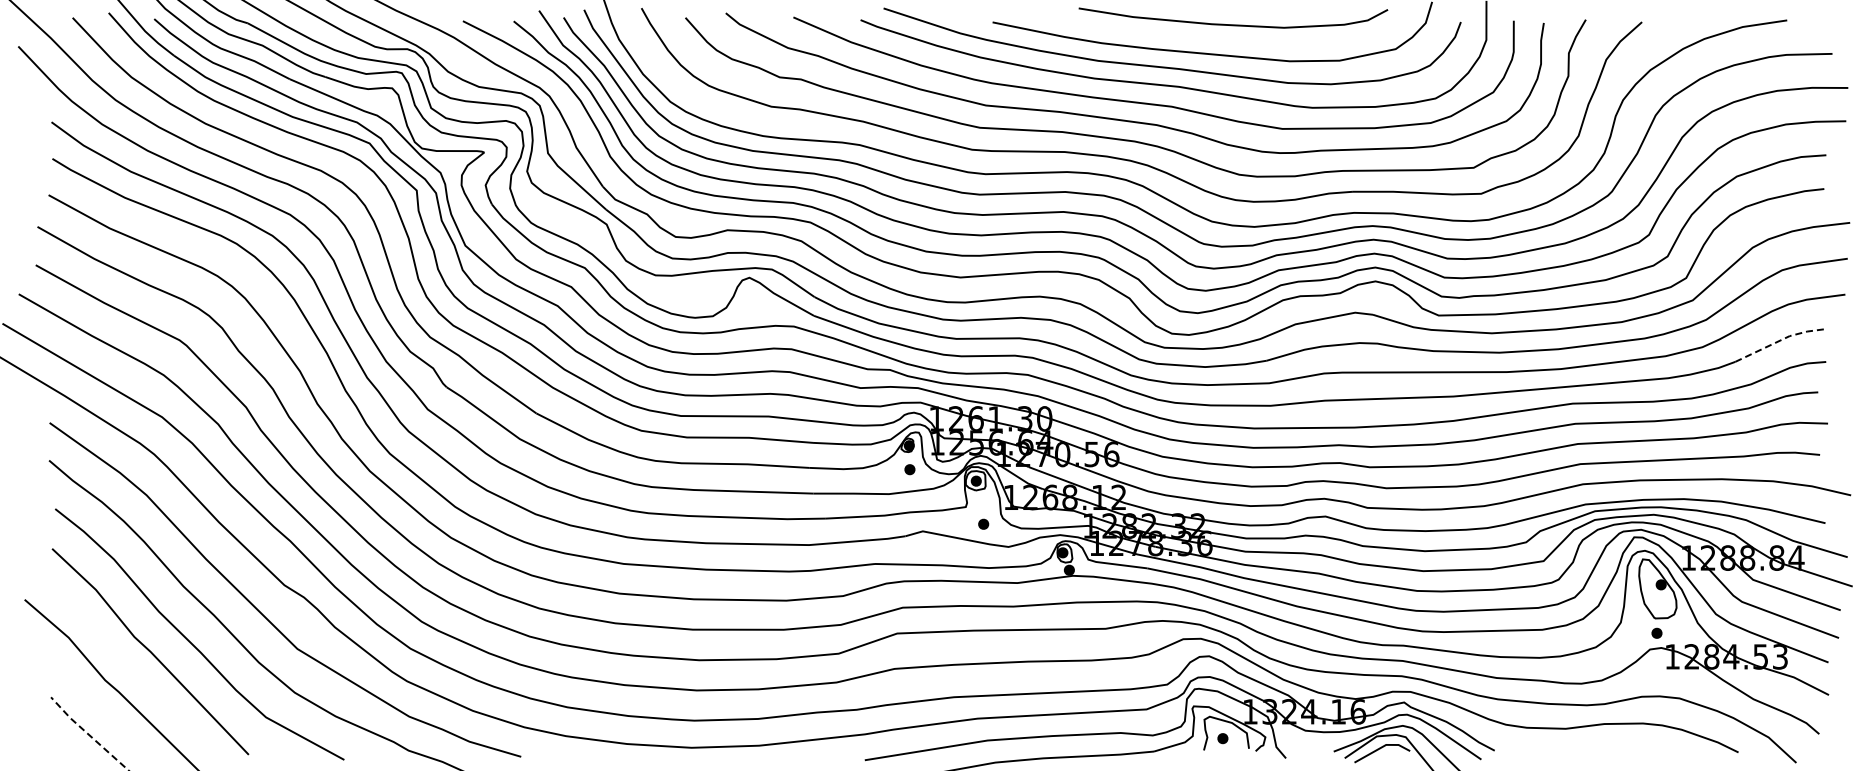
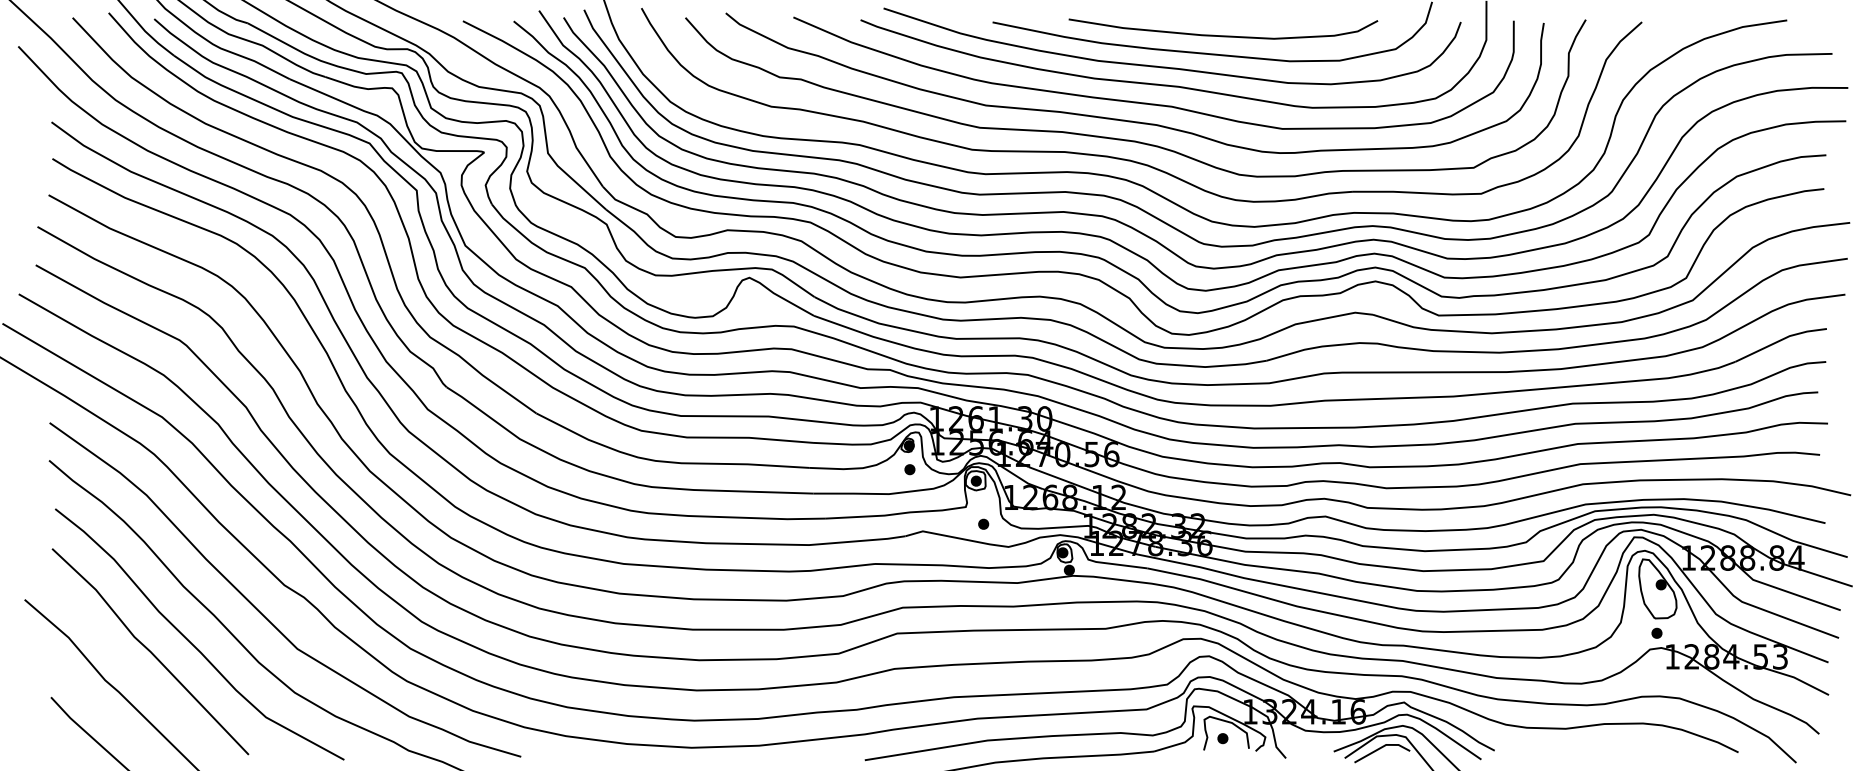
curve position: (1233, 24) -> (1223, 35) (1223, 35)
line: dashed -> solid (1780, 340)
line: dashed -> solid (88, 734)
